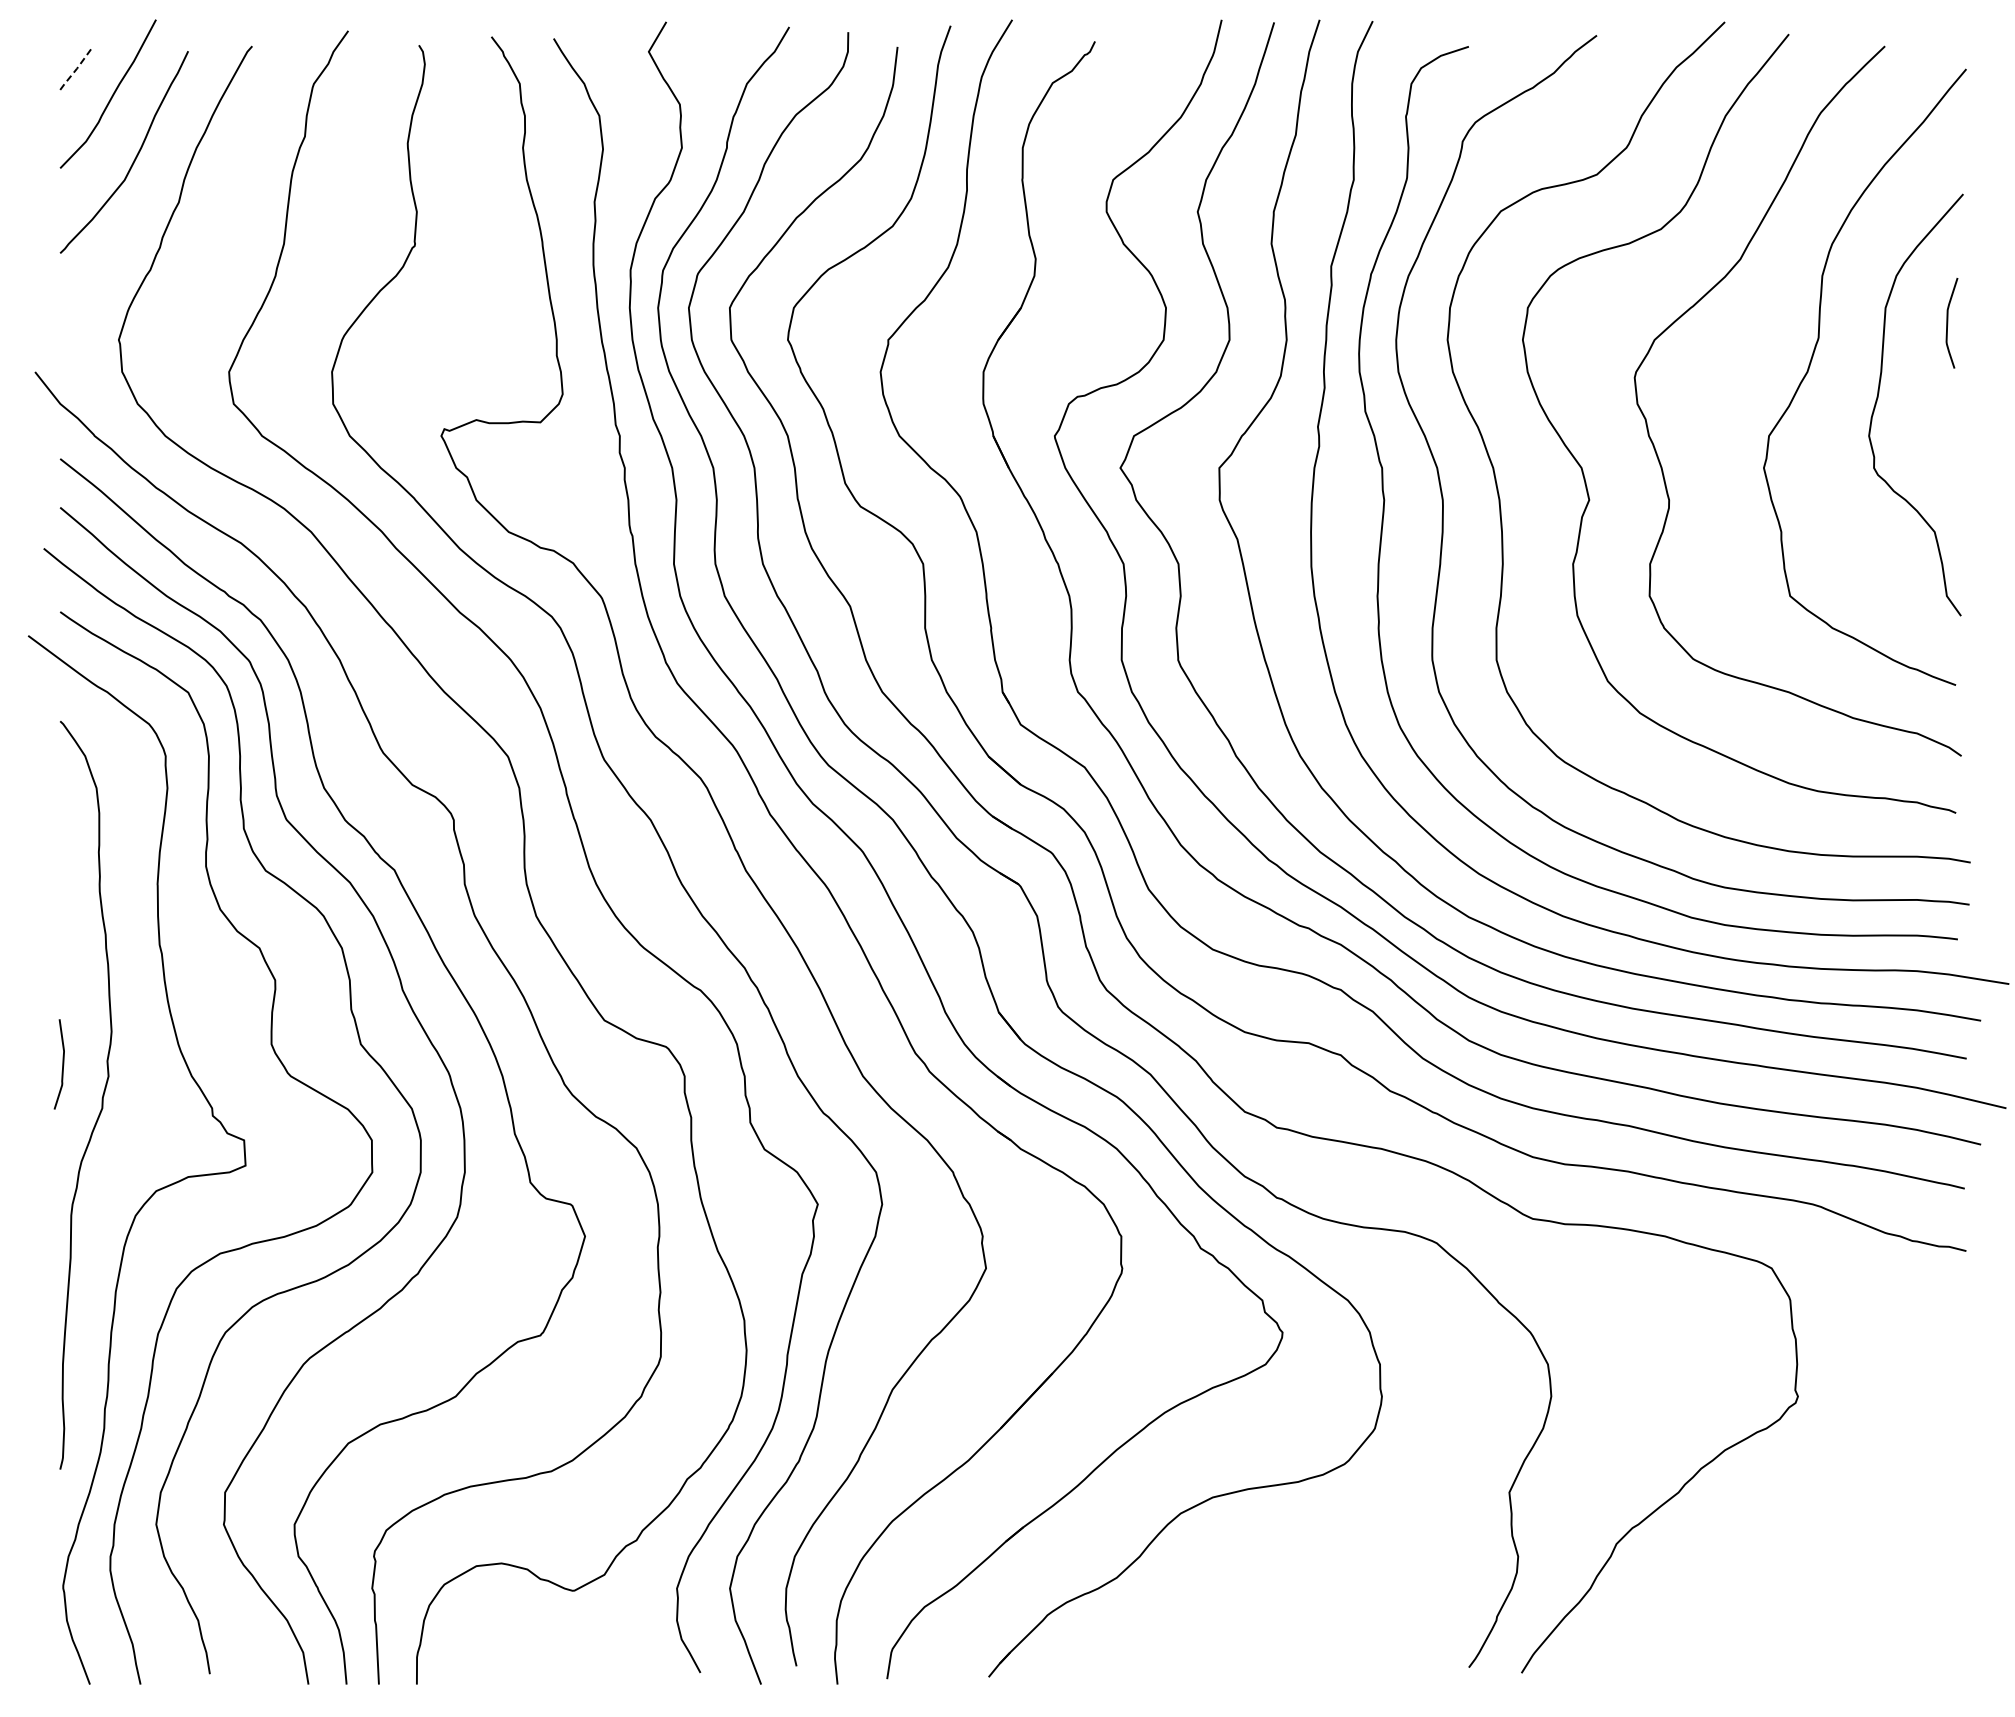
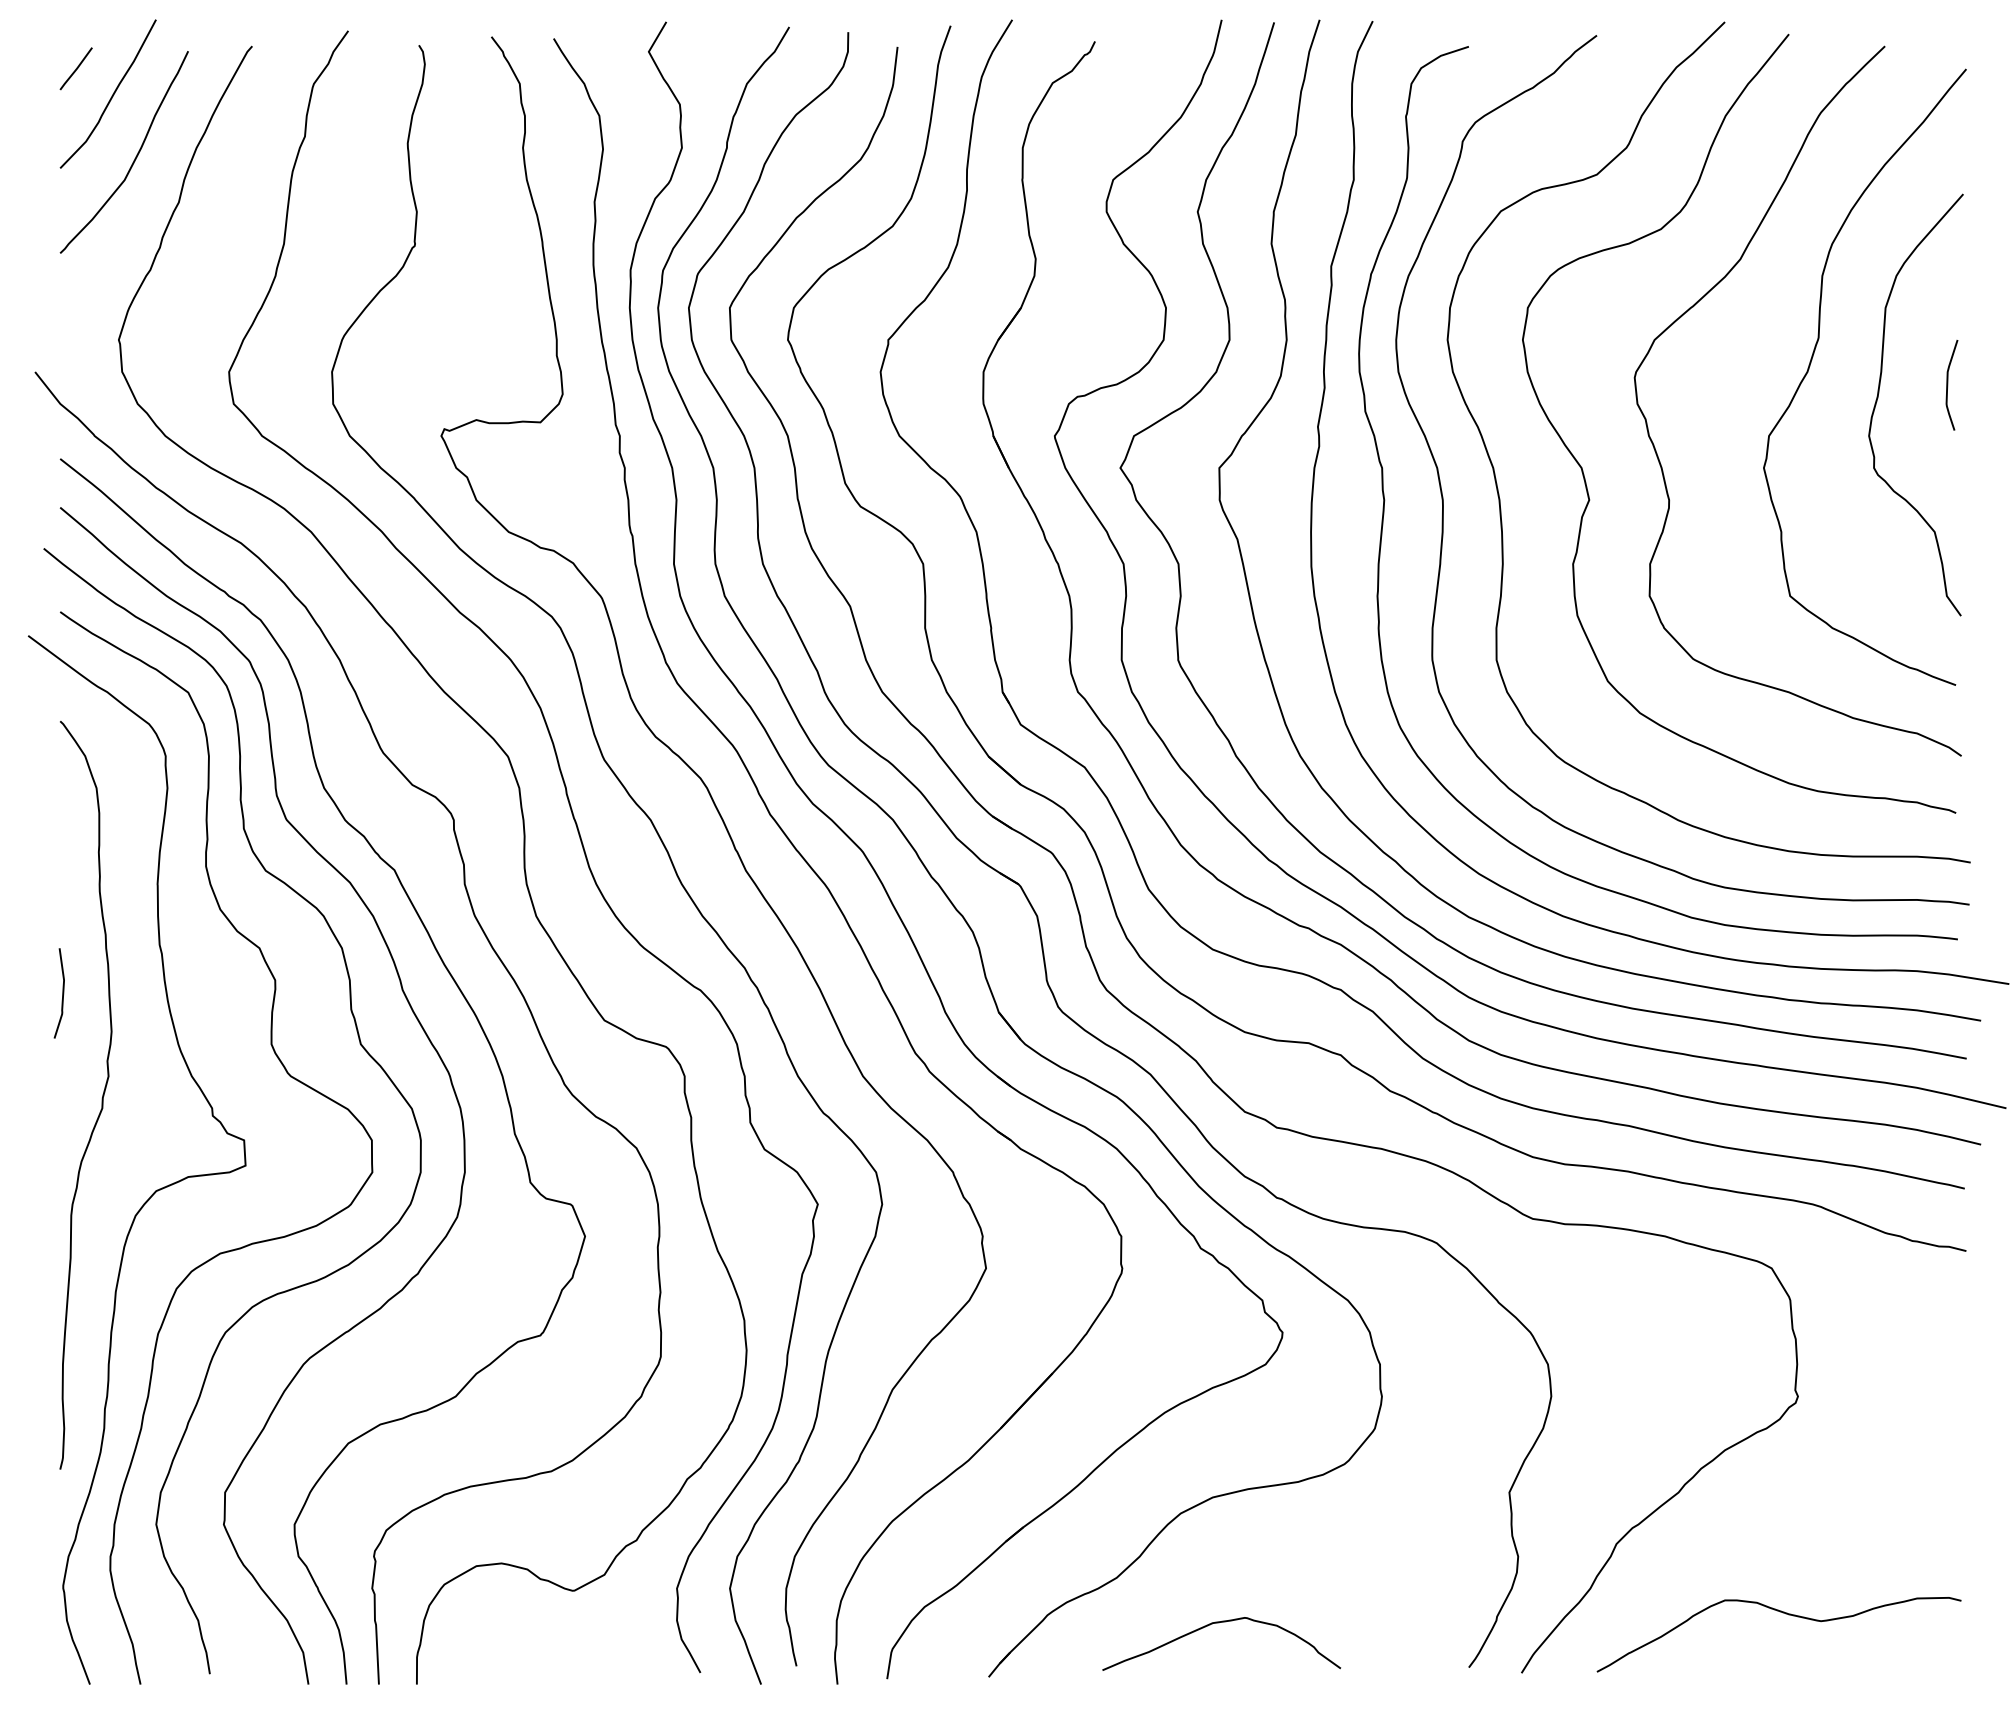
line: dashed -> solid (76, 69)
curve position: (1948, 323) -> (1948, 385) (1948, 385)
curve position: (62, 1064) -> (62, 993) (62, 993)
curve: none -> present (1785, 1614)
curve: none -> present (1219, 1623)
